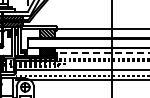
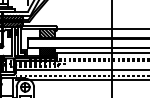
line: dashed -> solid (102, 52)
